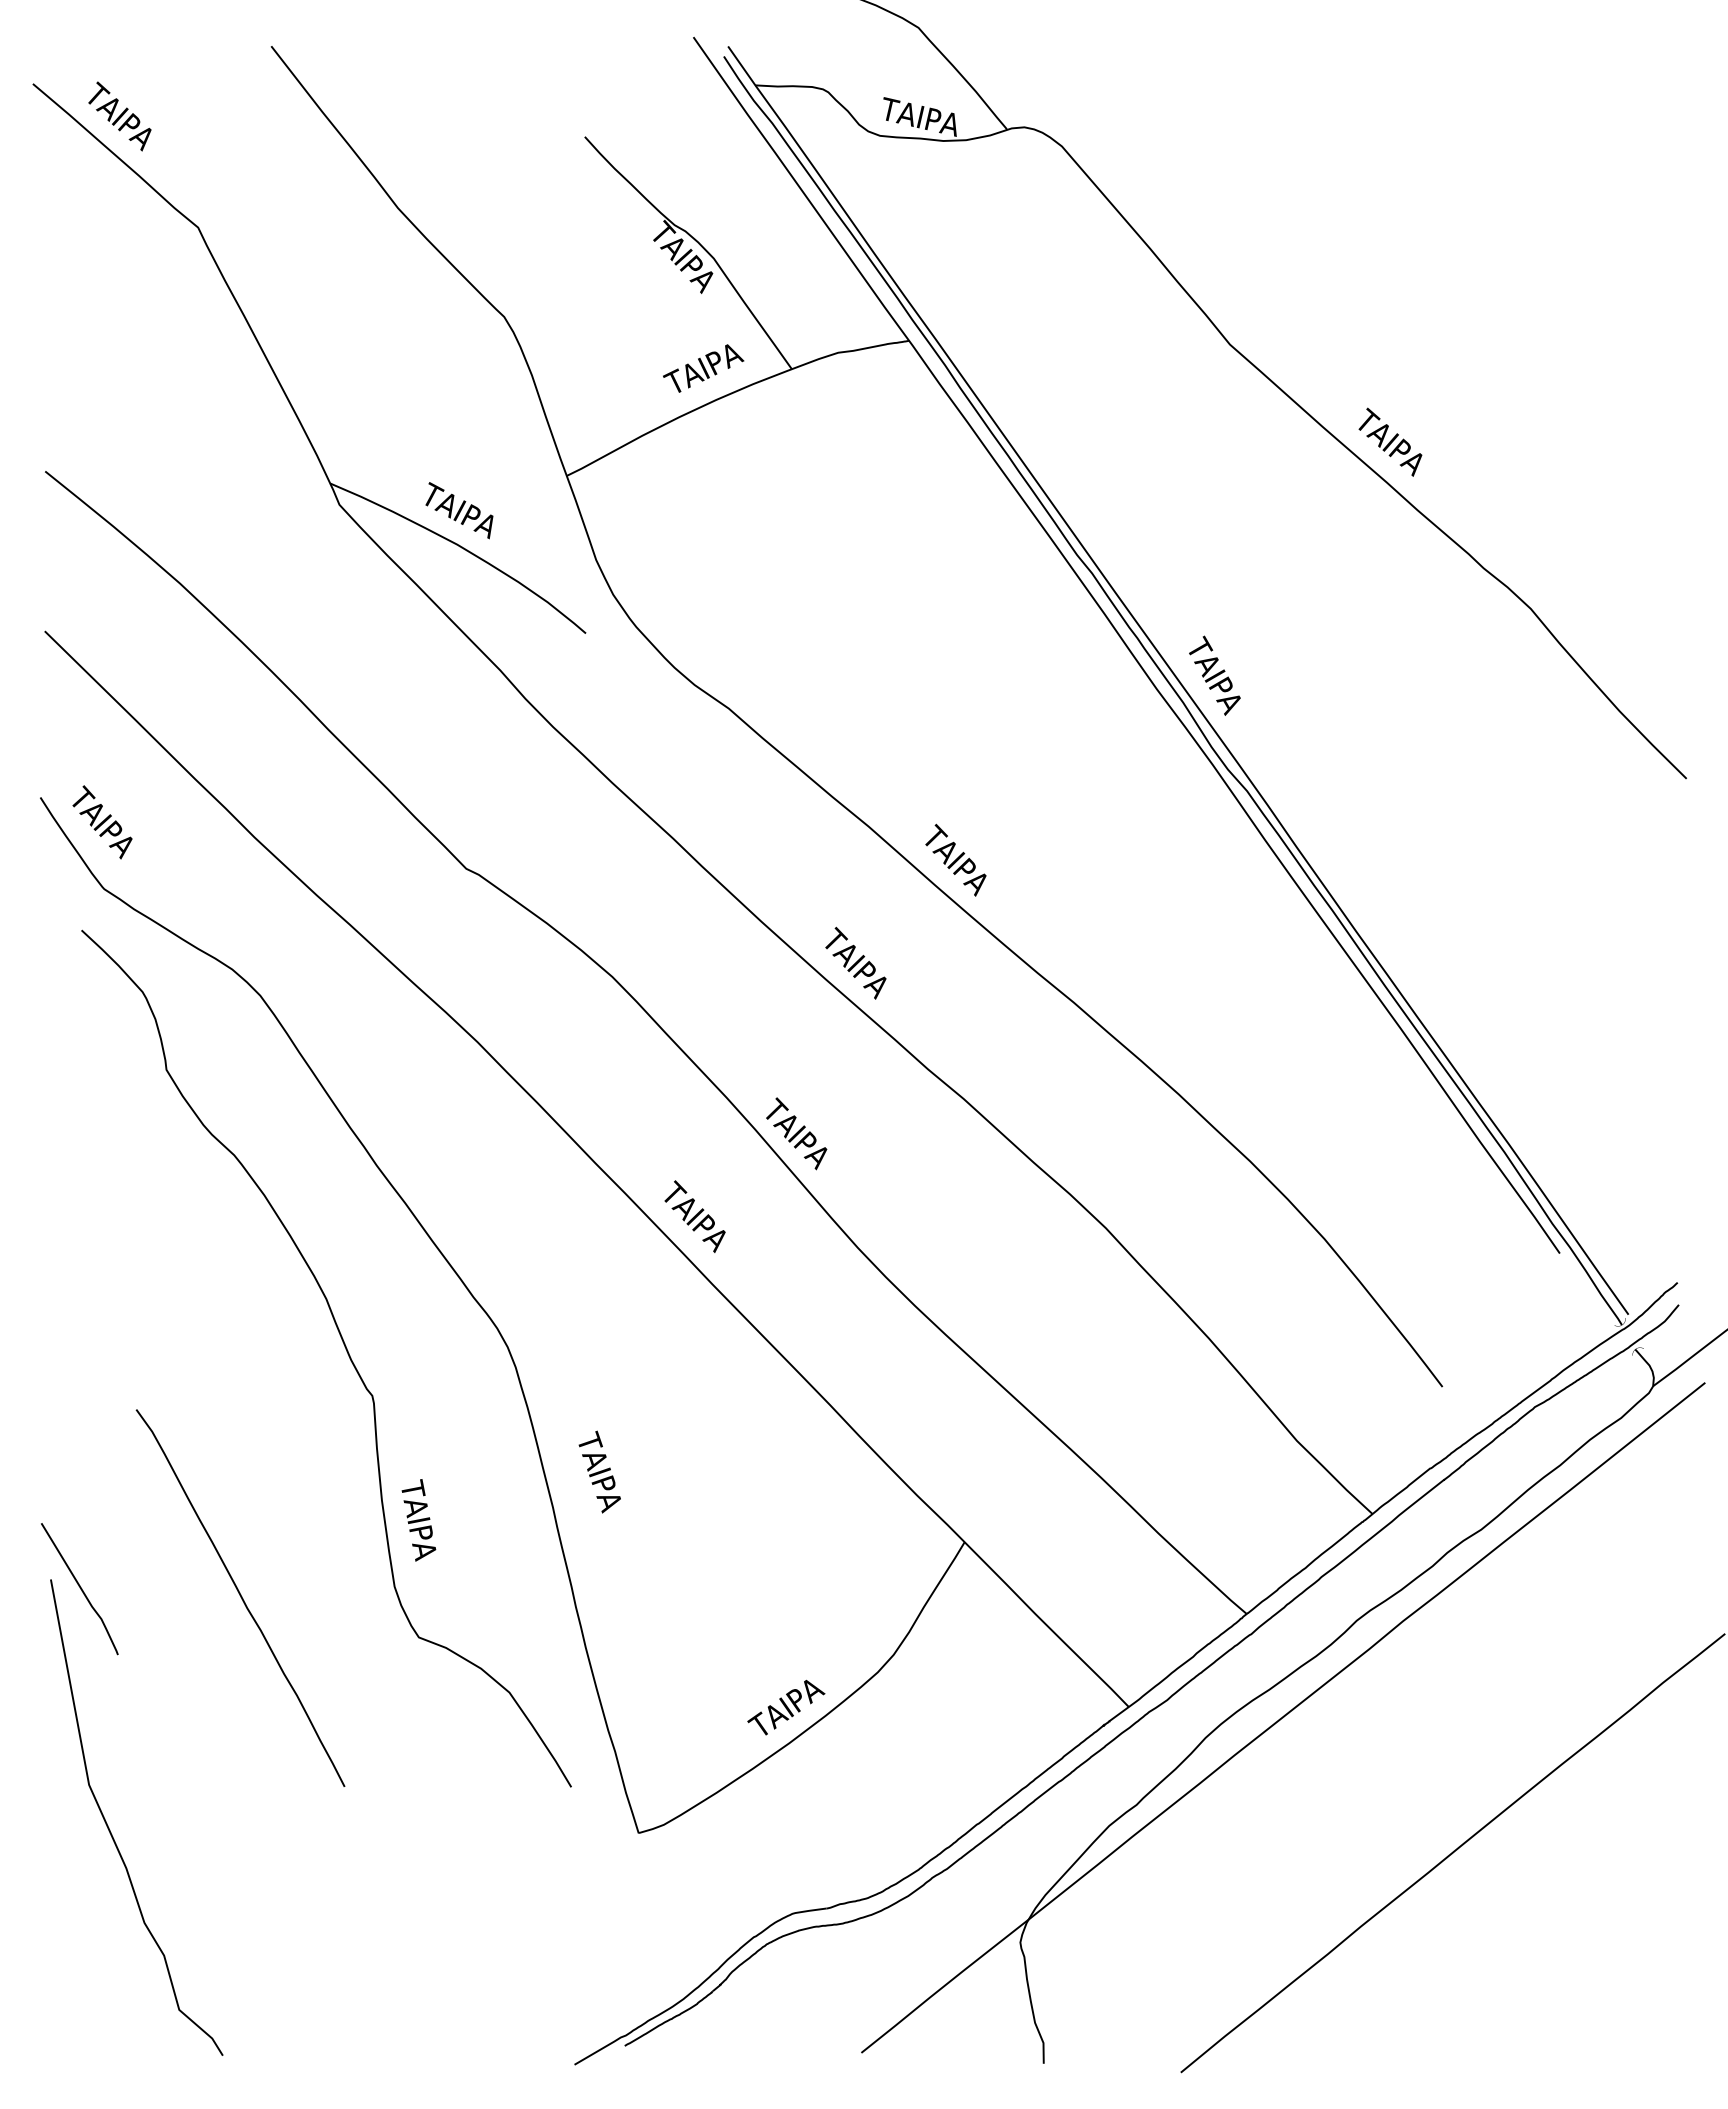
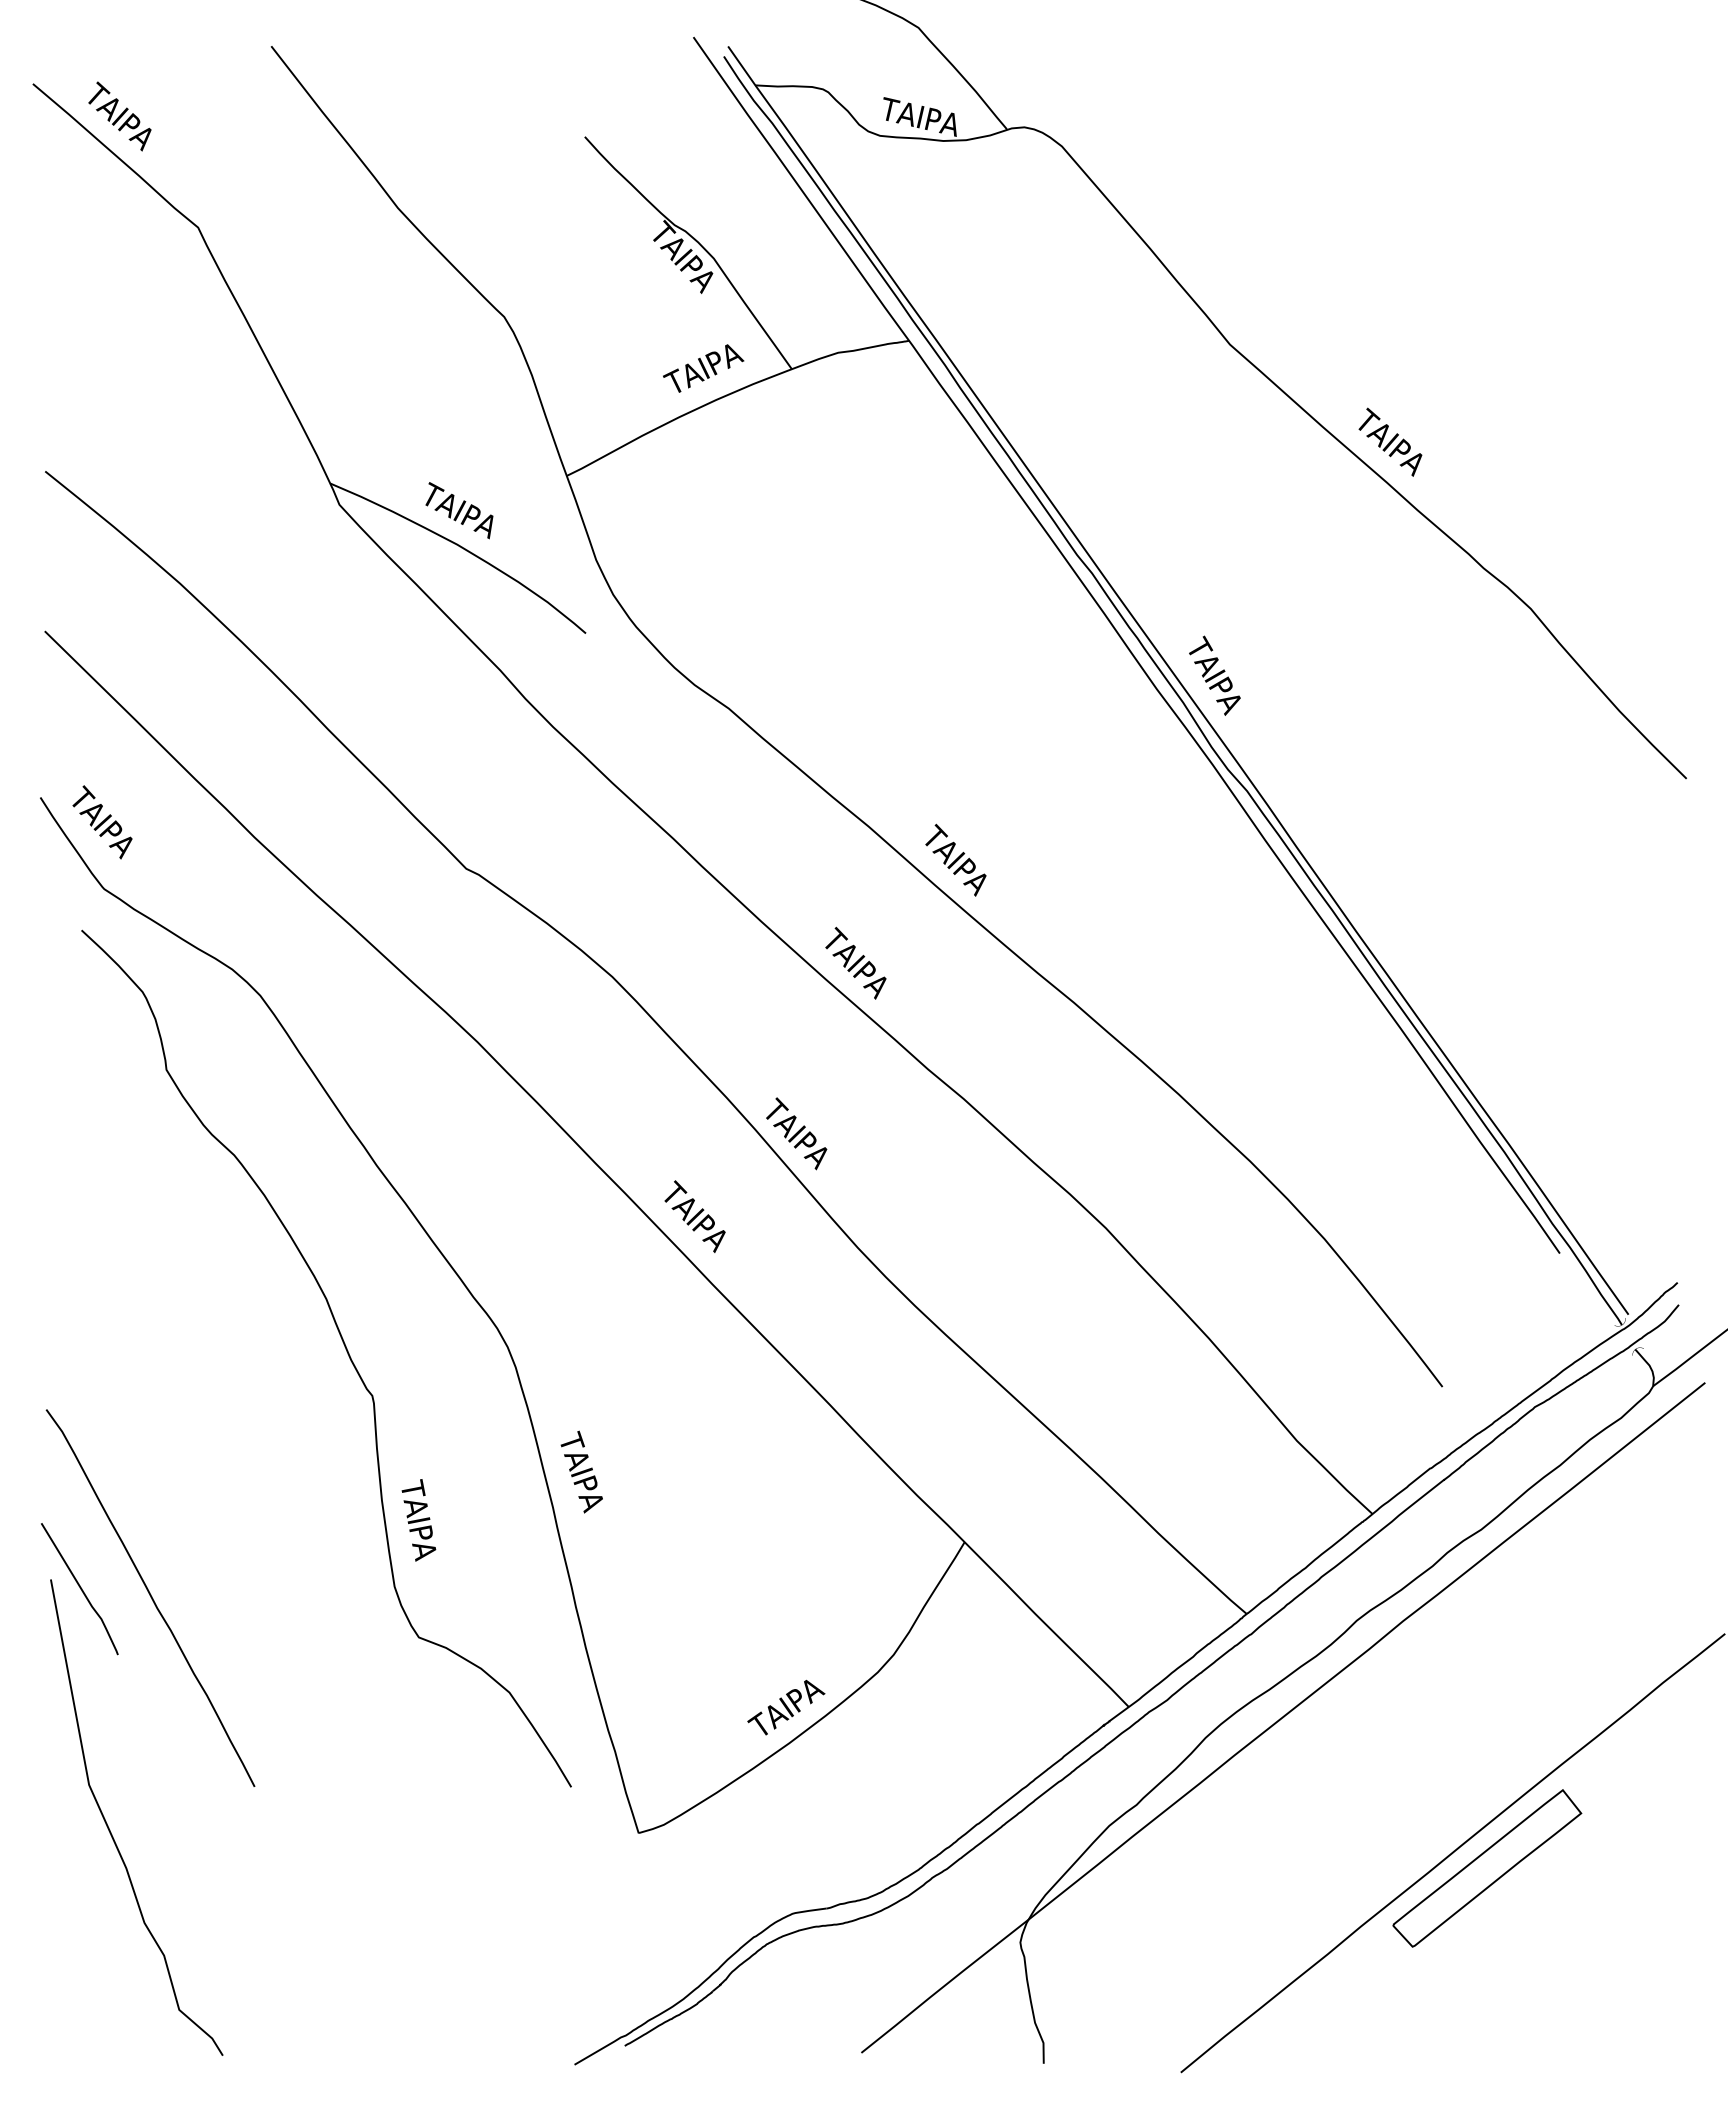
text position: (599, 1471) -> (581, 1471) (581, 1471)
curve position: (240, 1597) -> (150, 1597) (150, 1597)
part: none -> present (1487, 1868)
